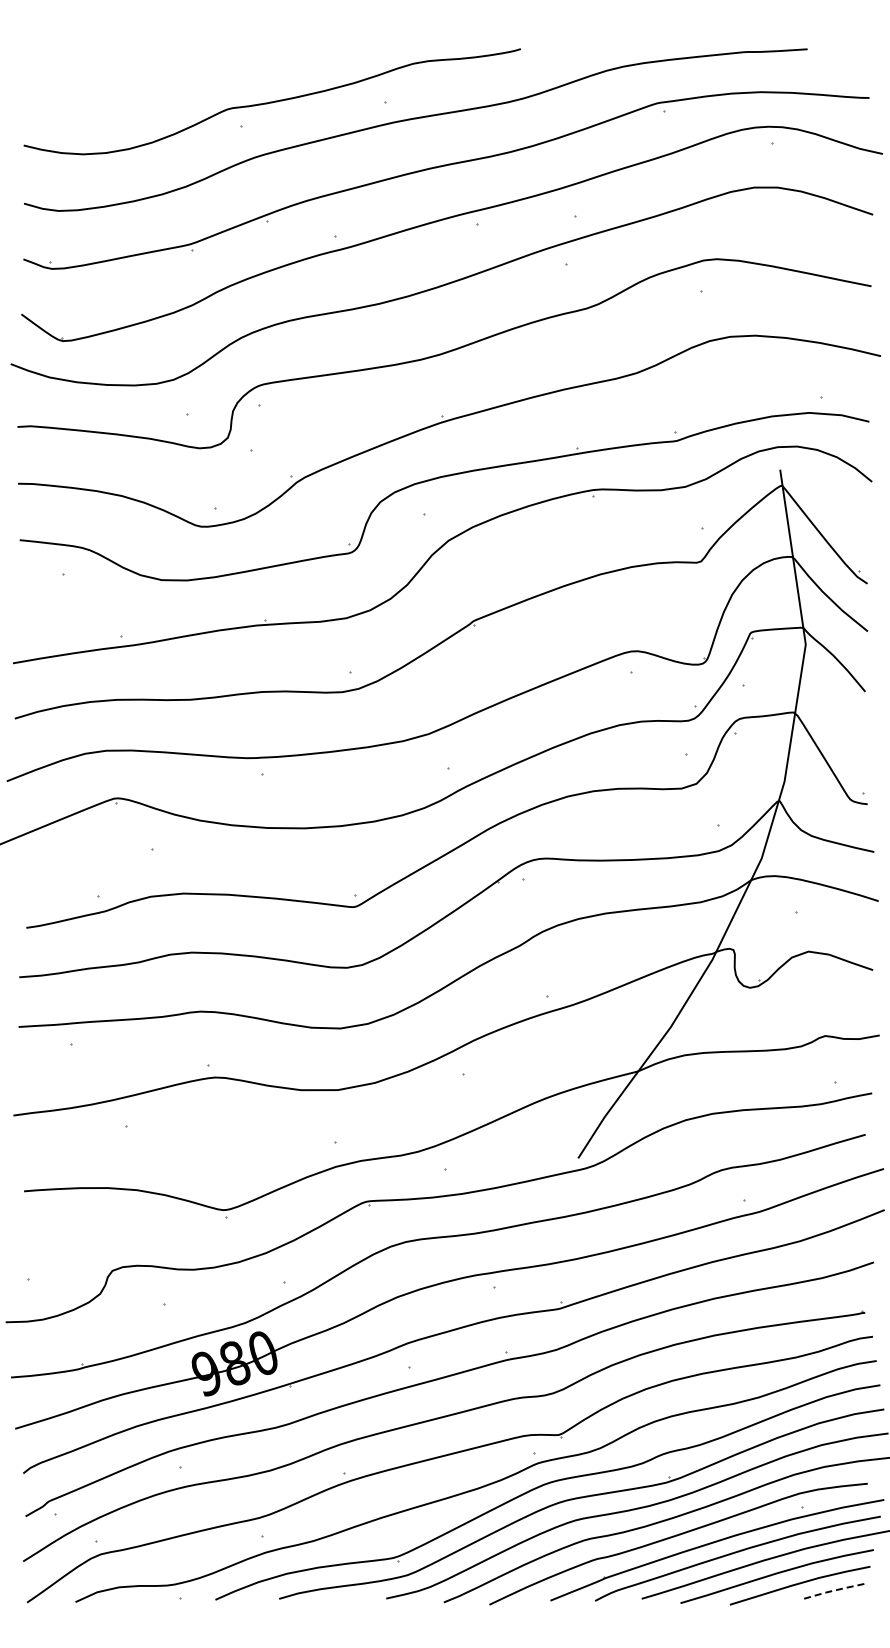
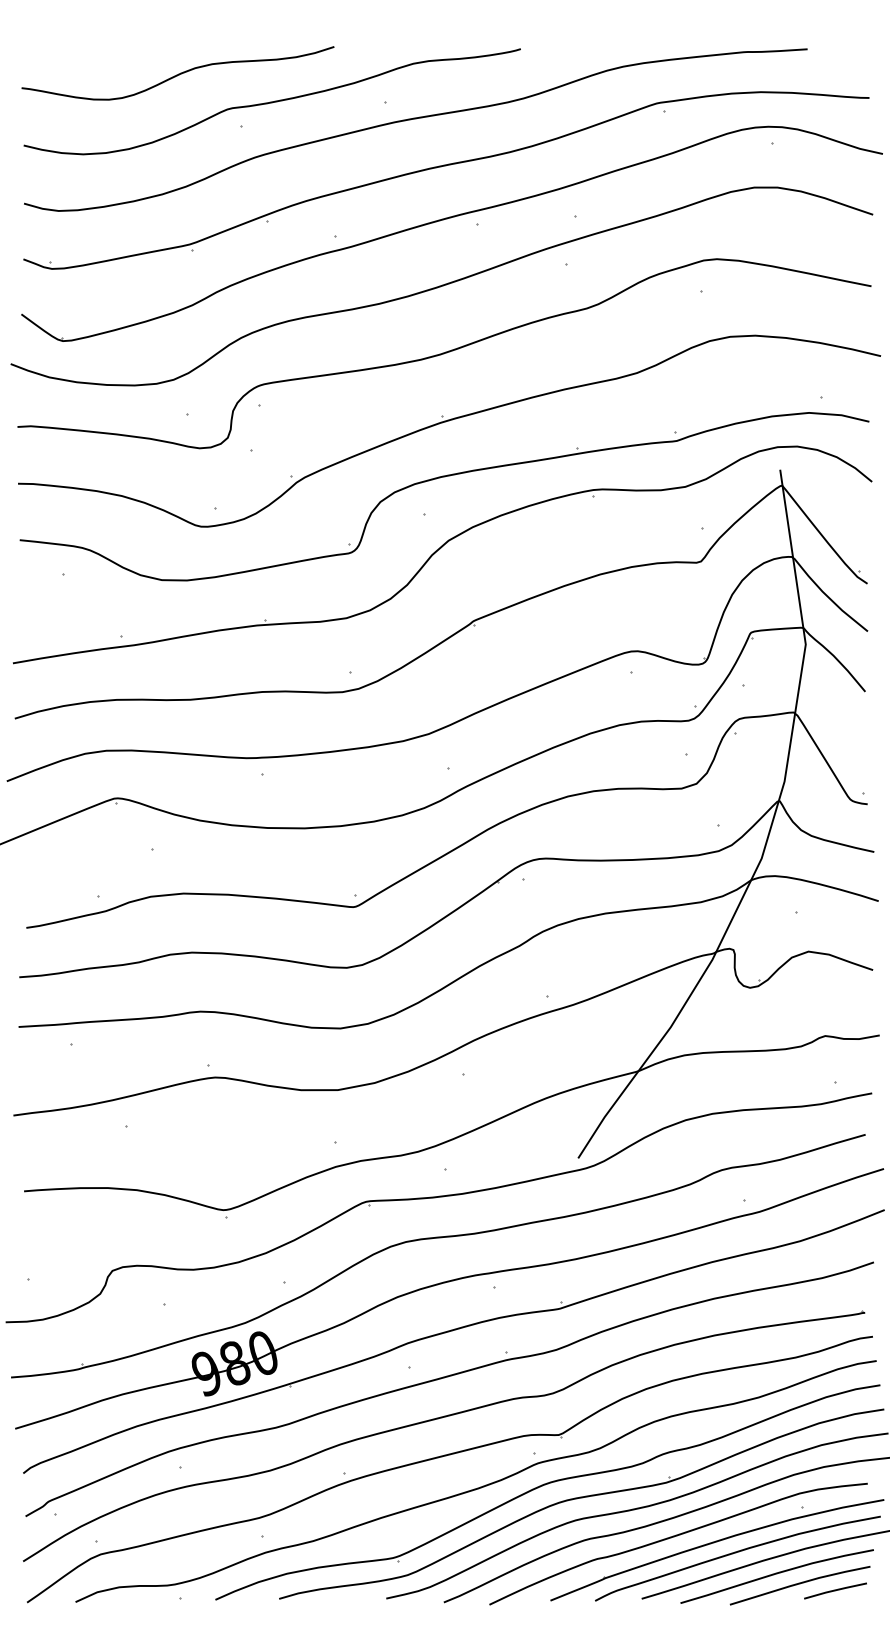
curve: none -> present (178, 73)
line: dashed -> solid (835, 1590)
